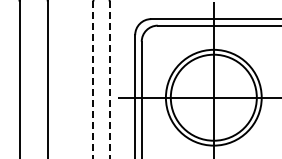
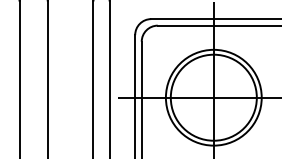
line: dashed -> solid (93, 80)
line: dashed -> solid (109, 80)
